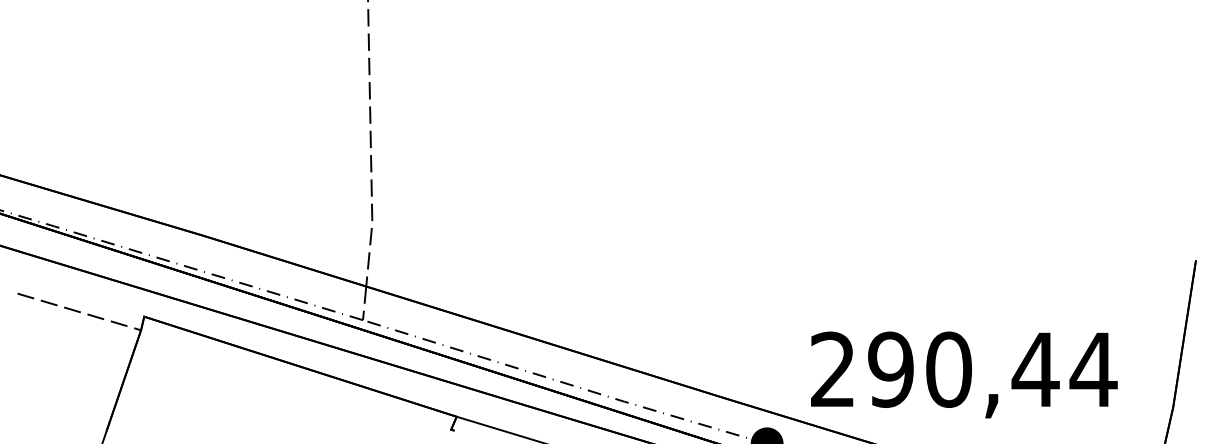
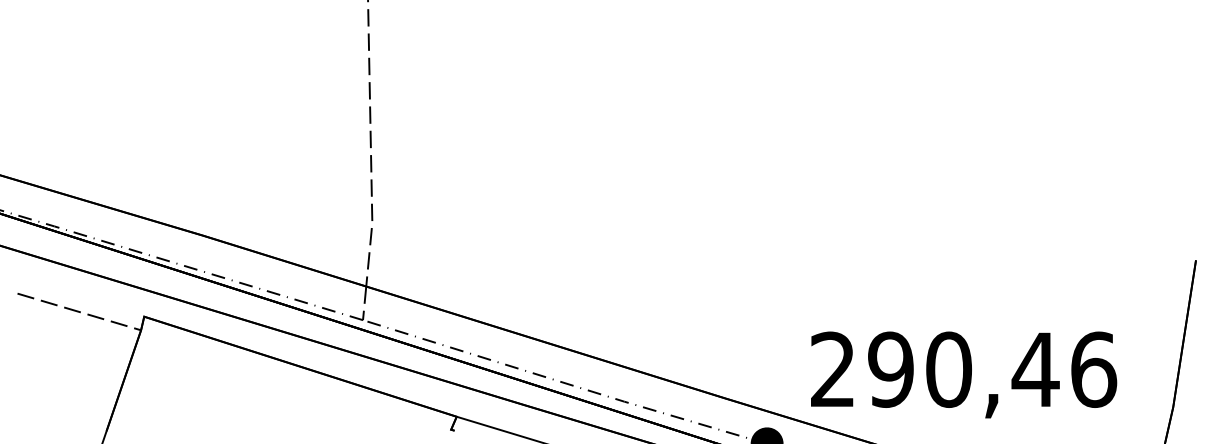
text: 290,44 -> 290,46 (1093, 369)
